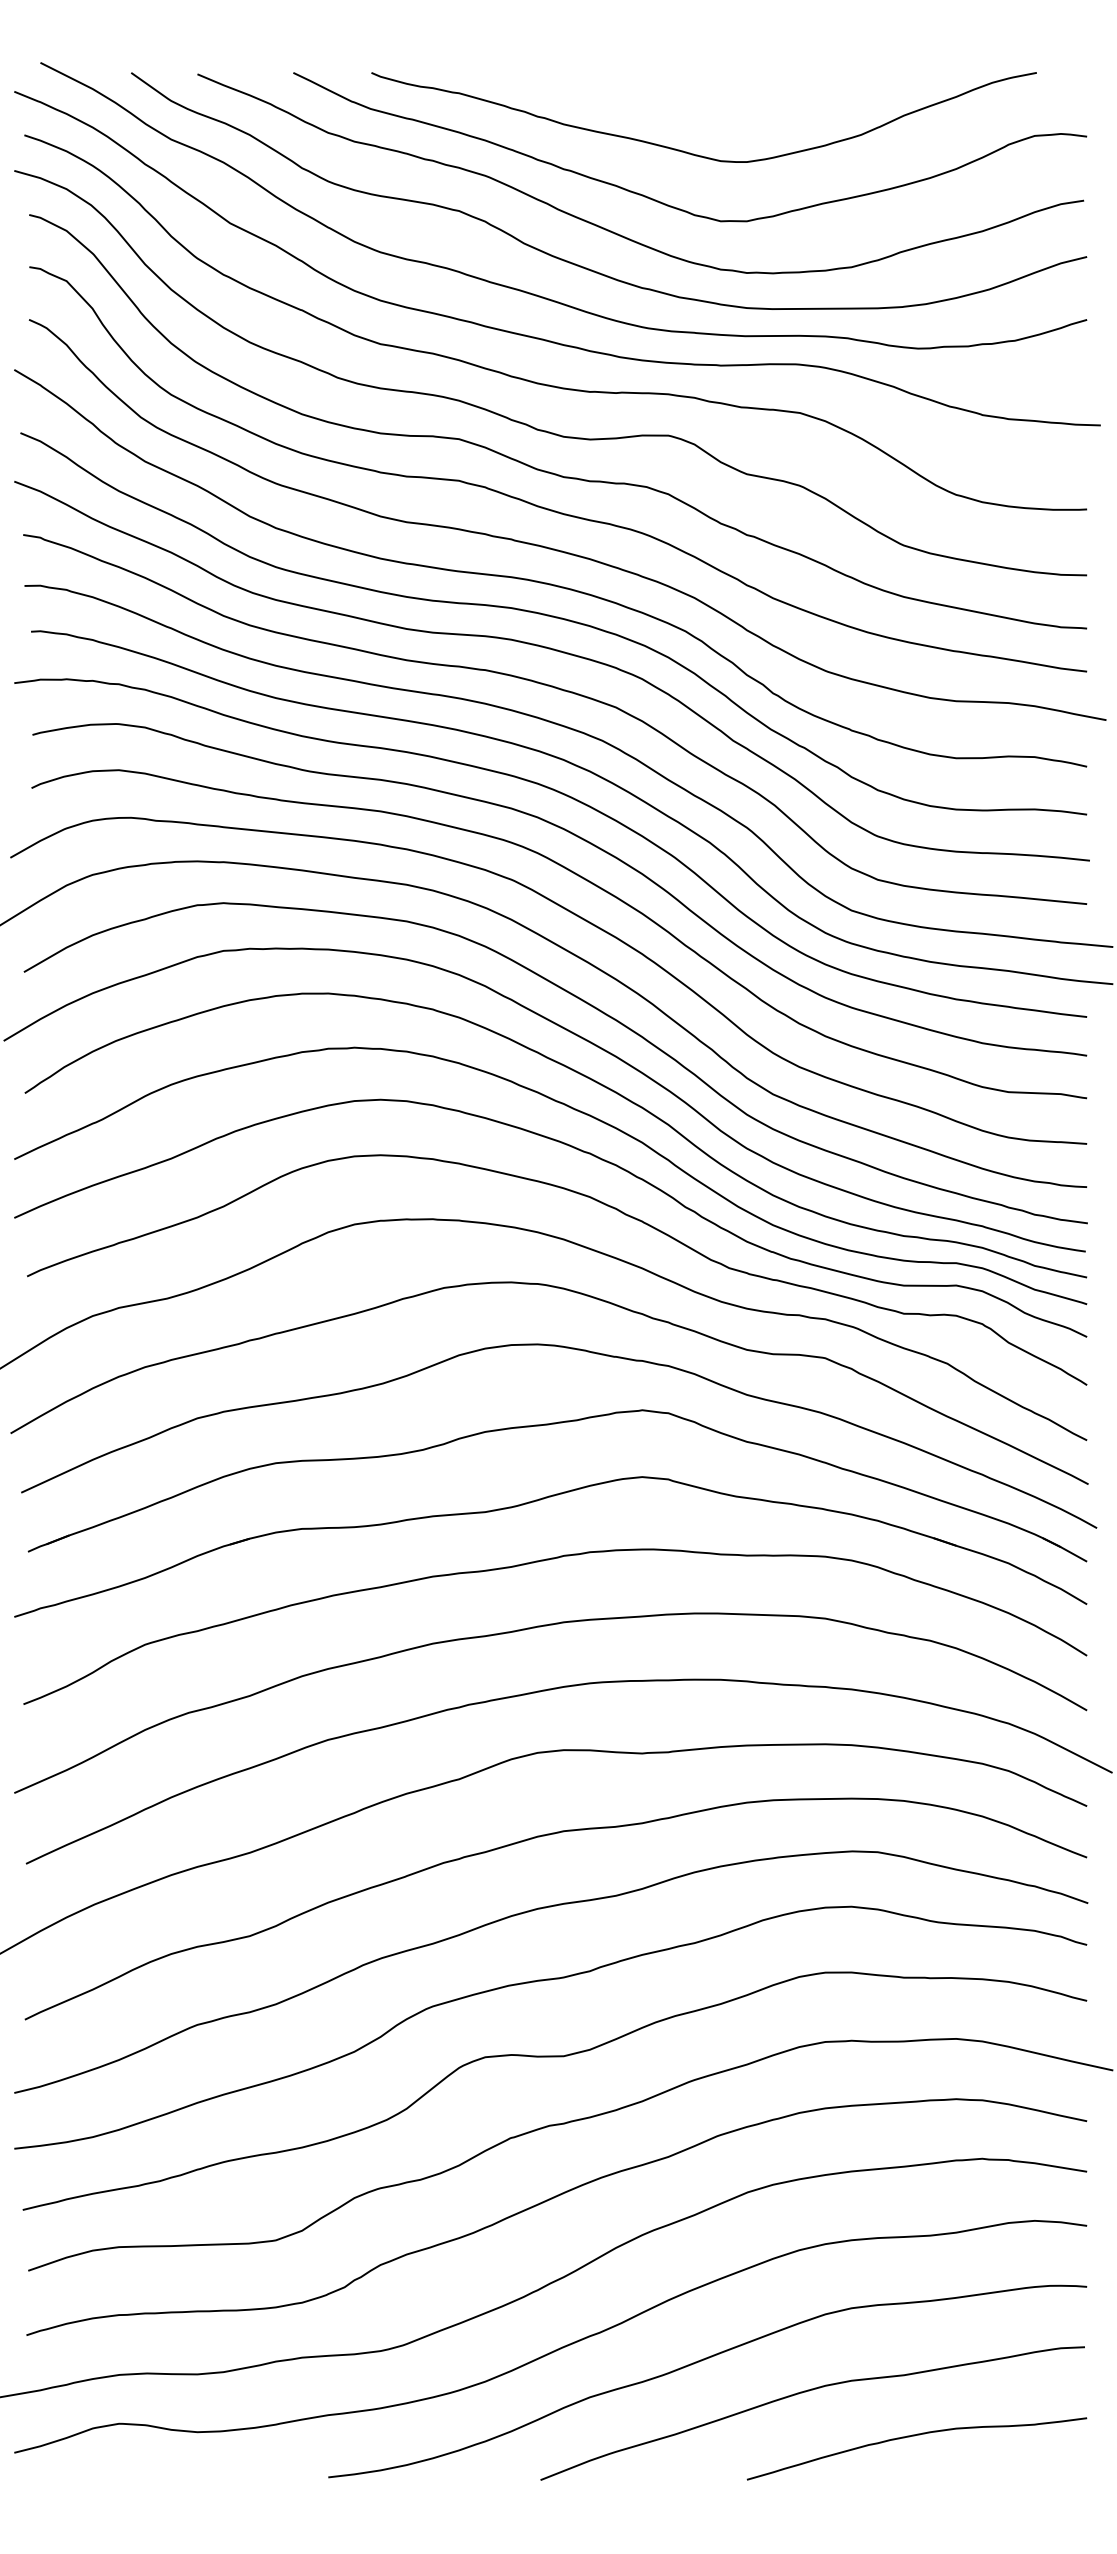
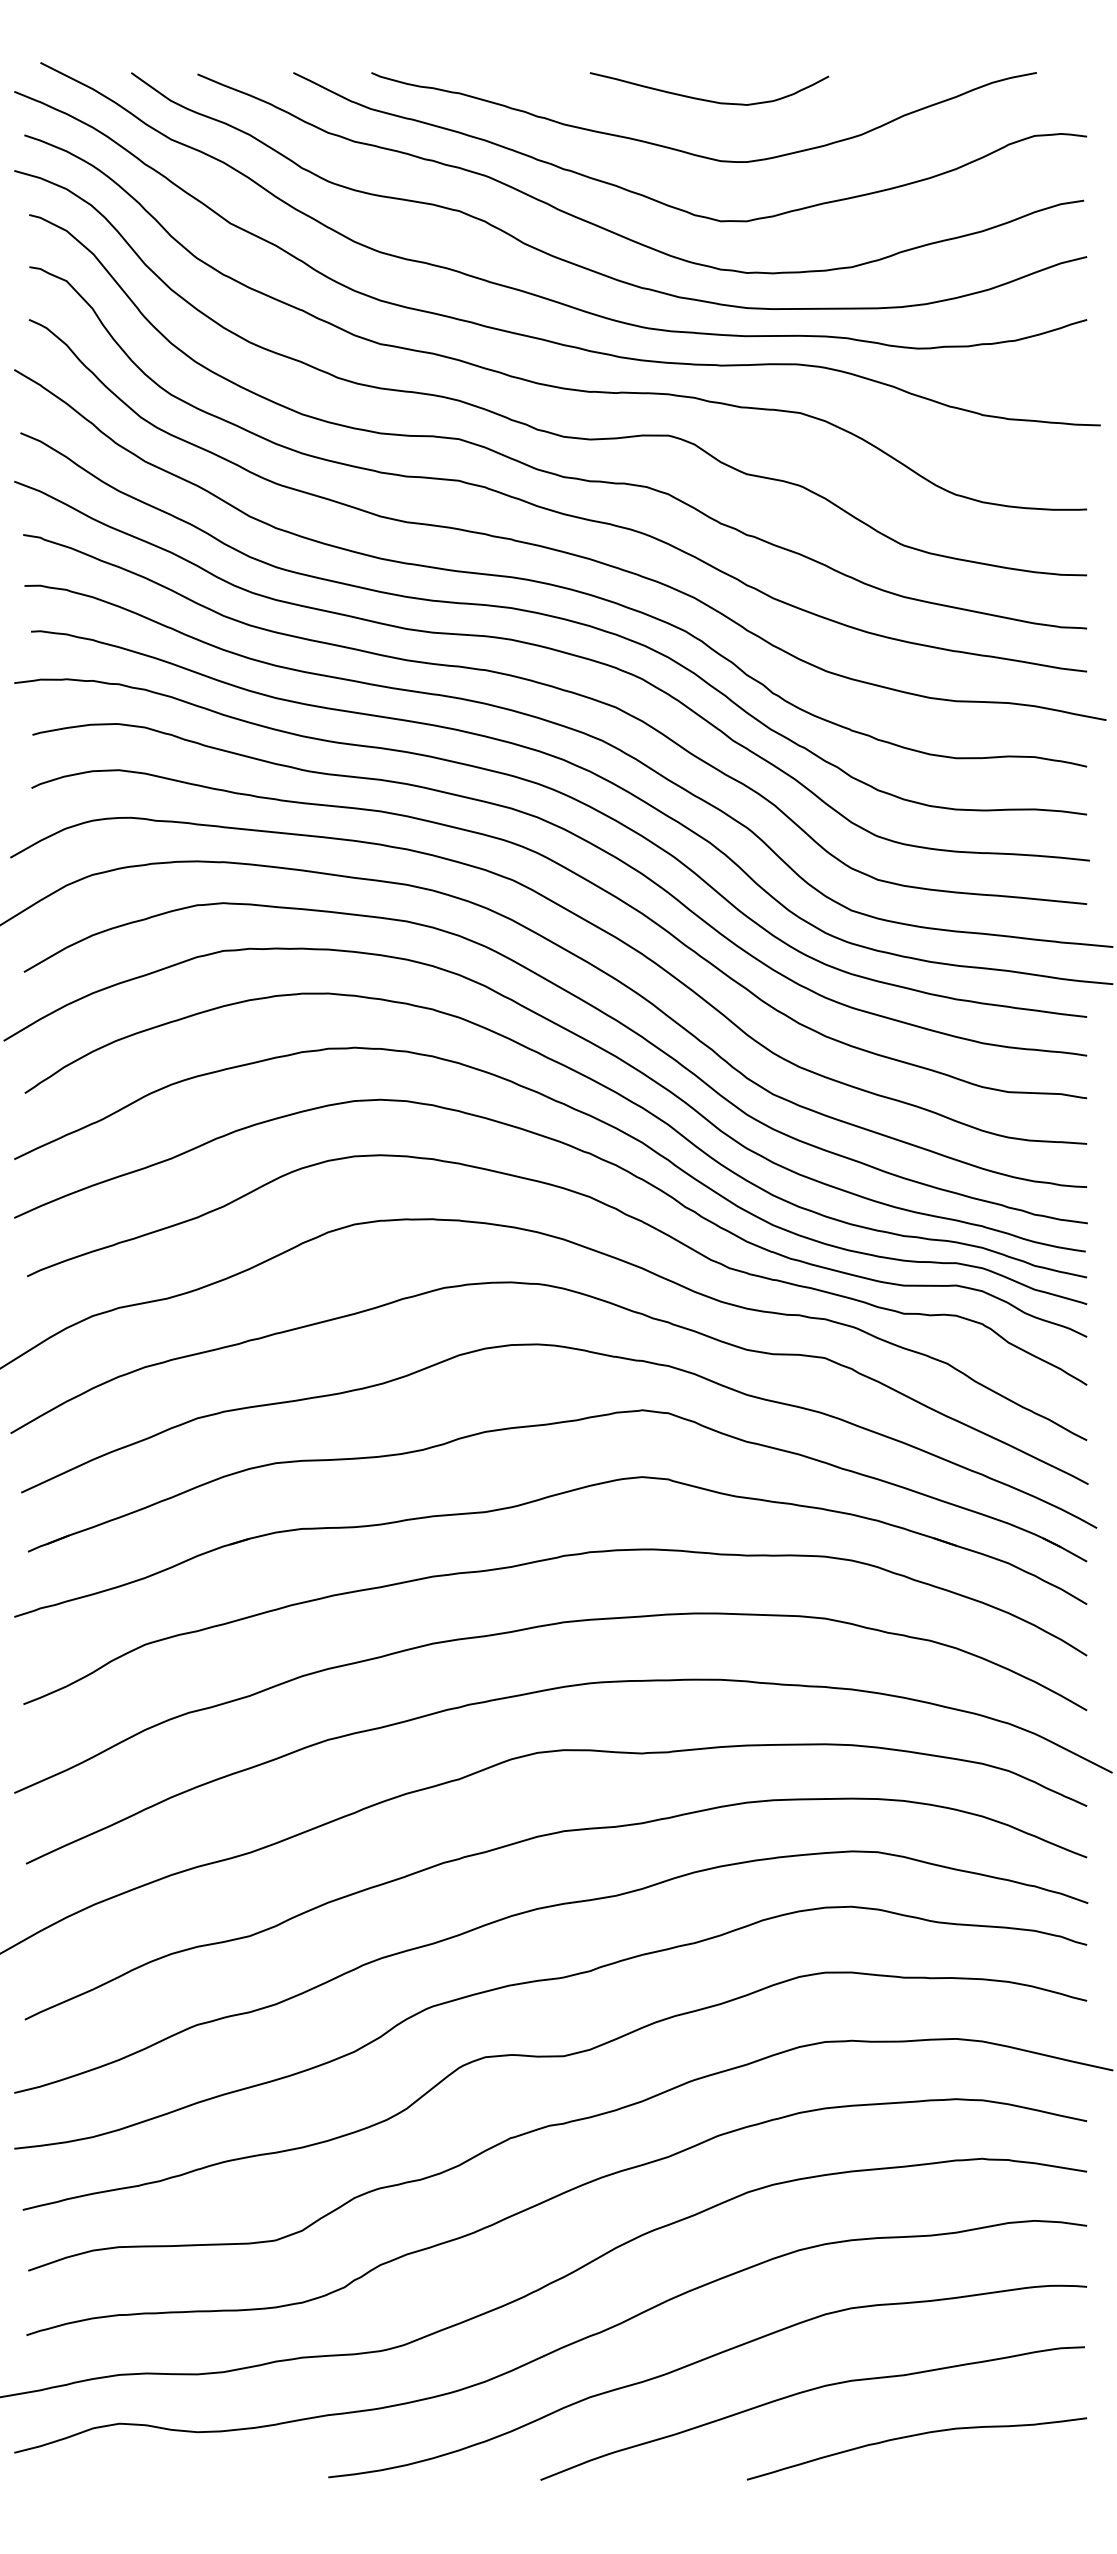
curve: none -> present (707, 99)
